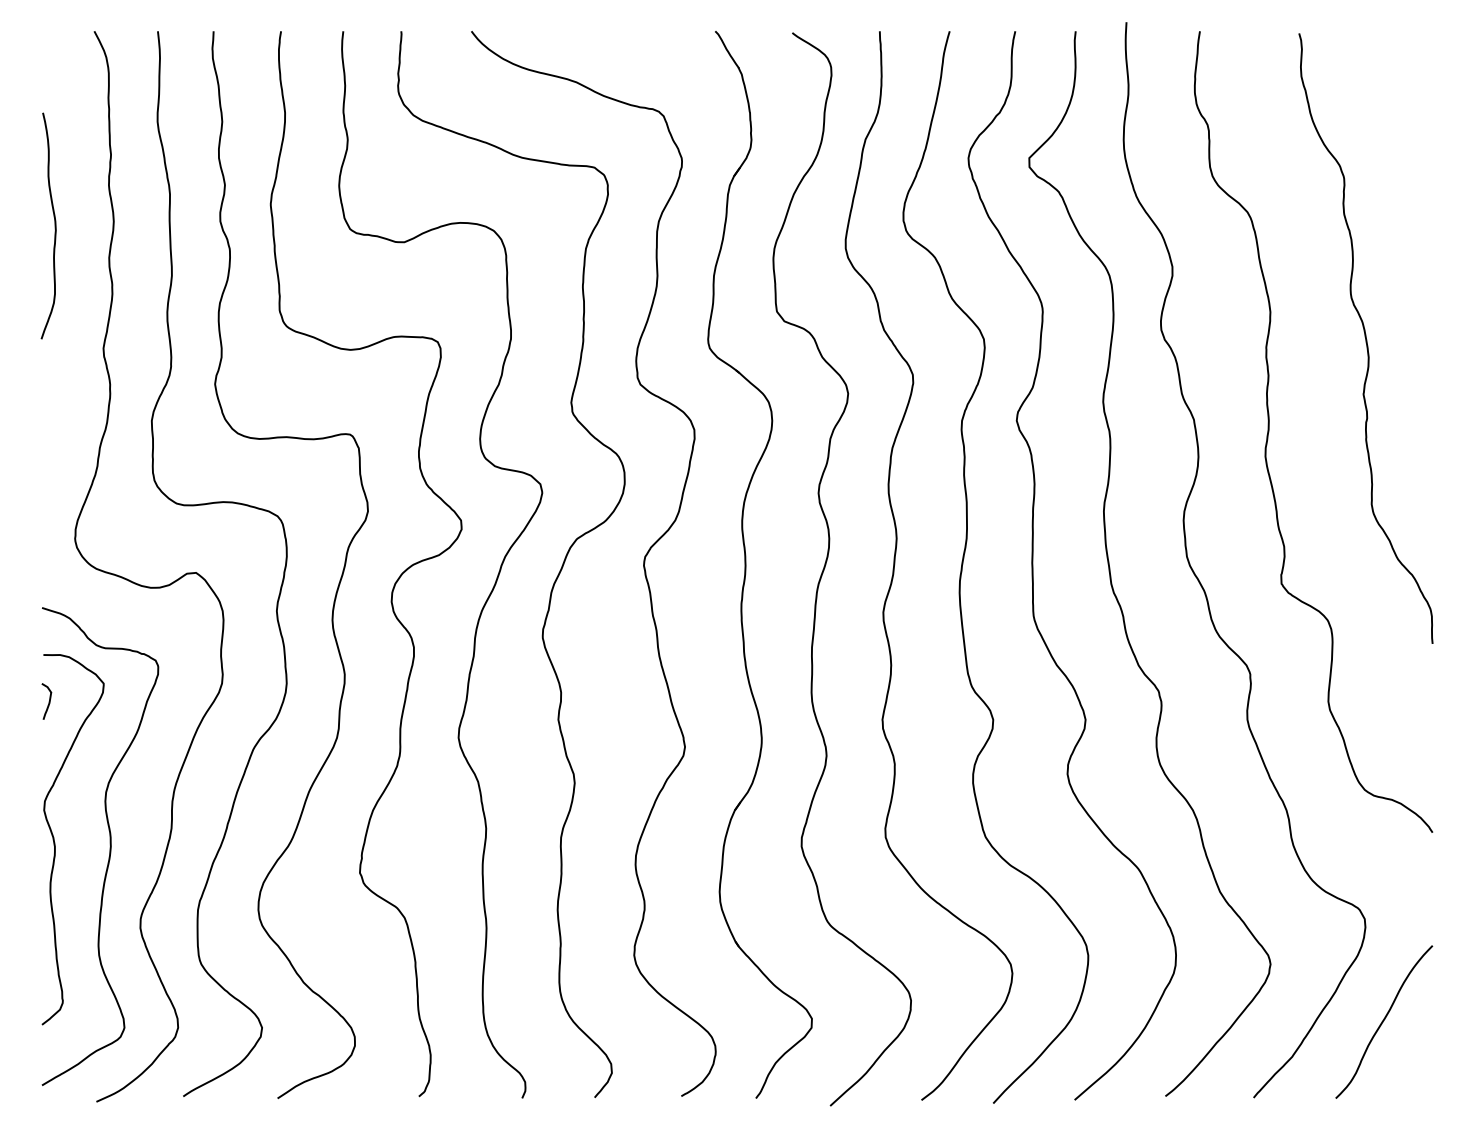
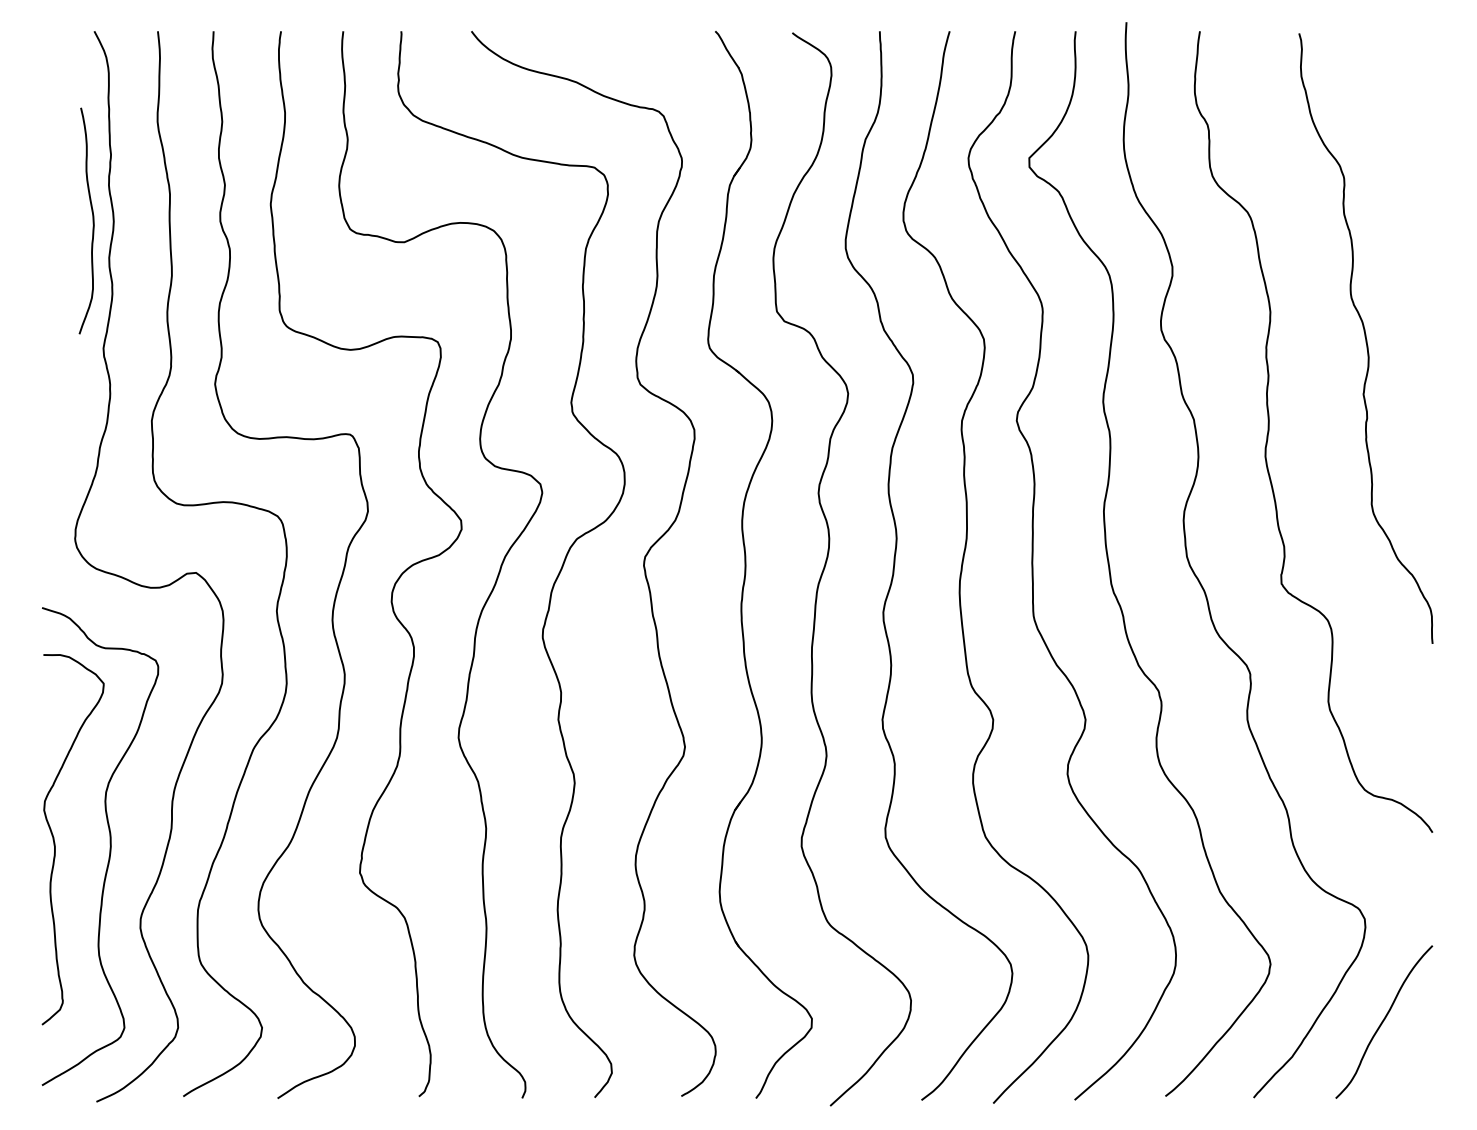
curve position: (54, 225) -> (92, 220) (92, 220)
curve: present -> none (48, 701)
